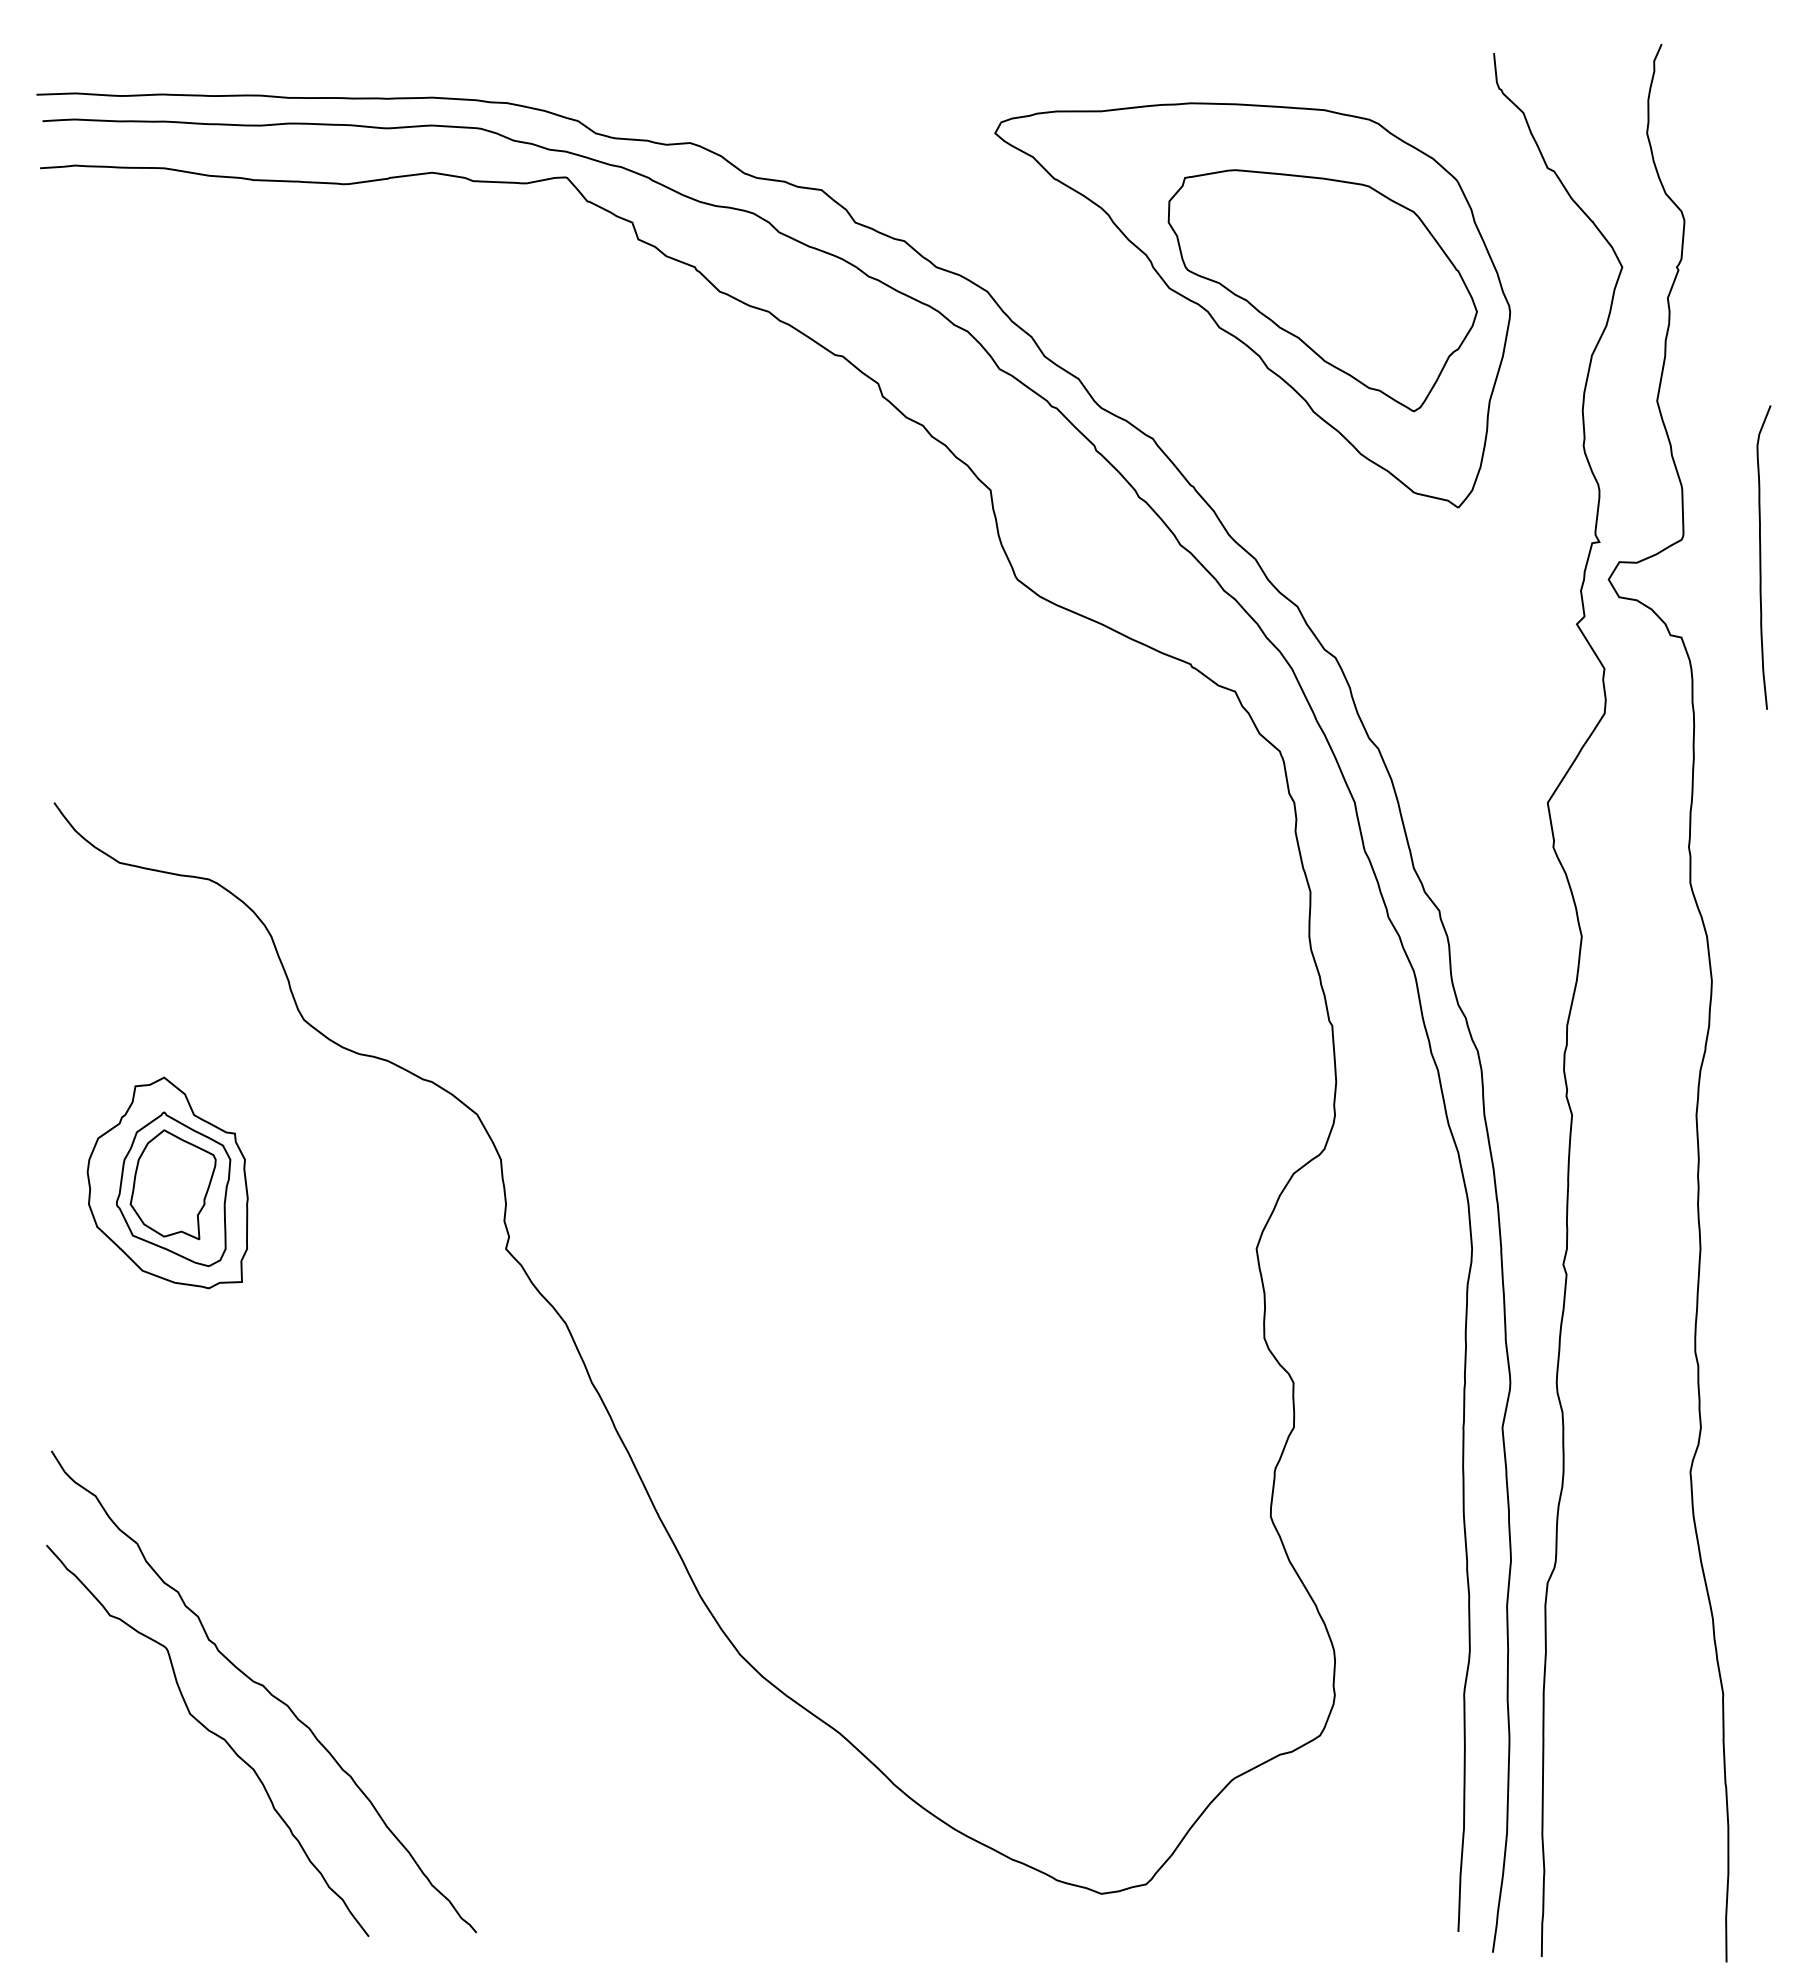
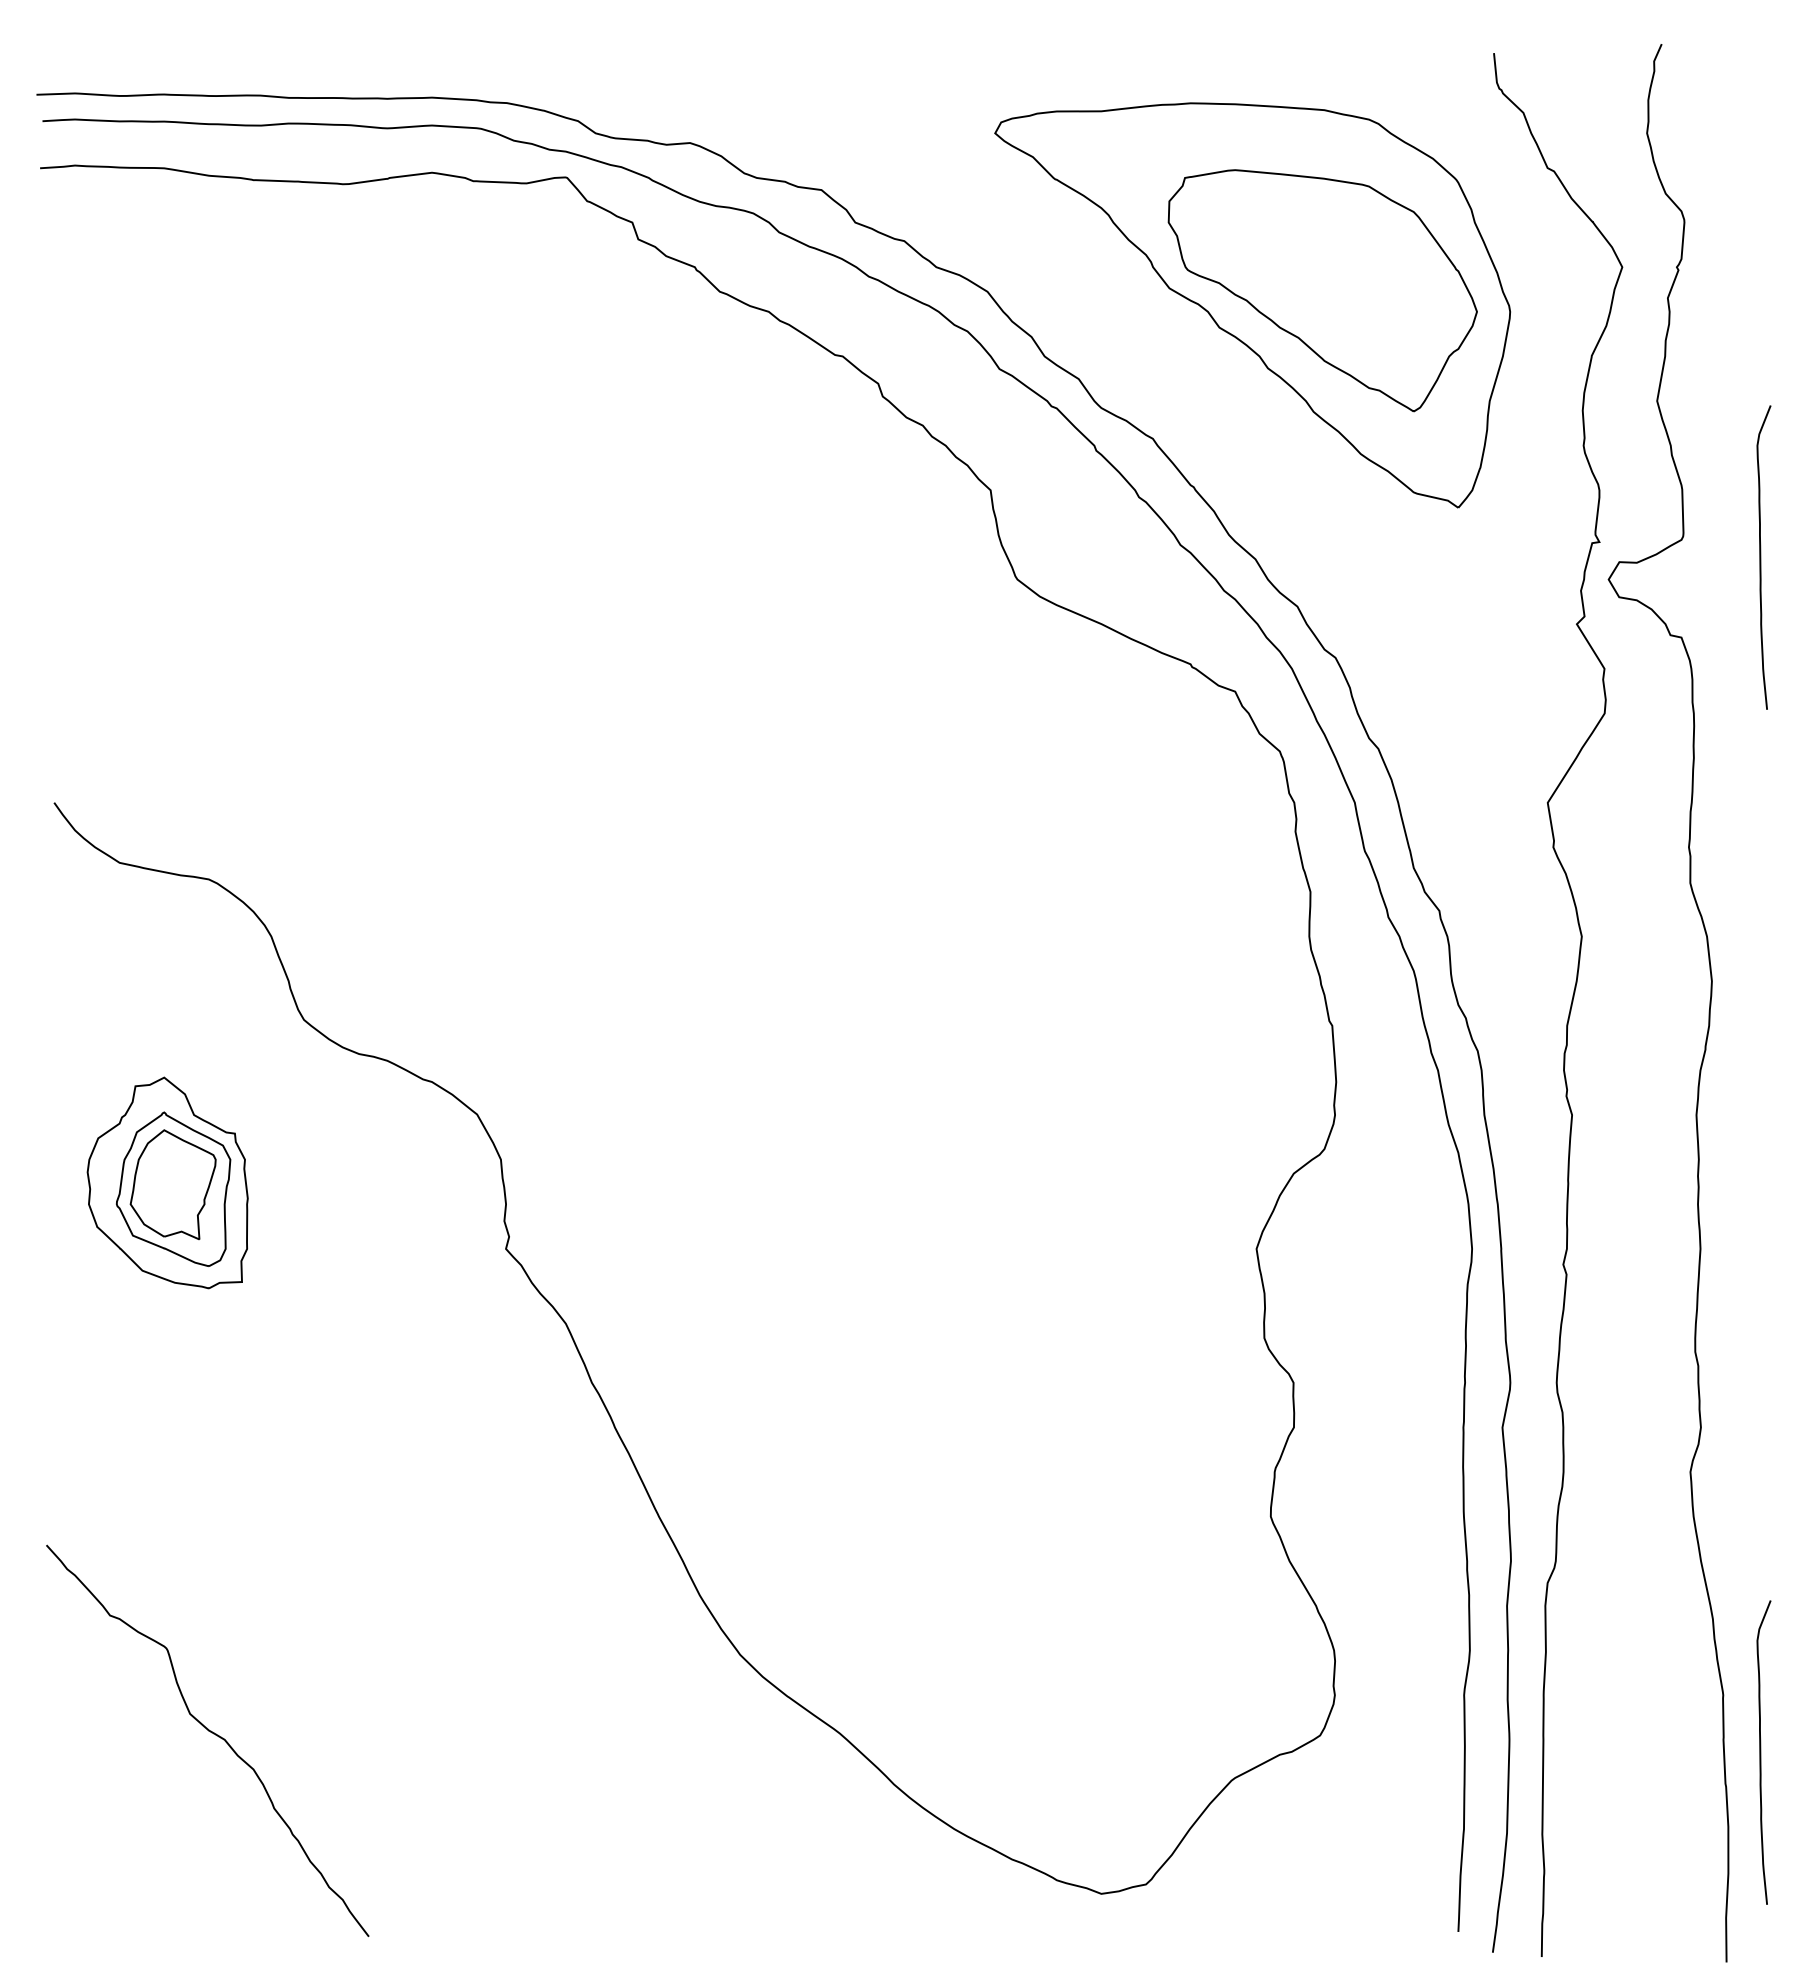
curve: present -> none (265, 1689)
curve: none -> present (1761, 1752)
